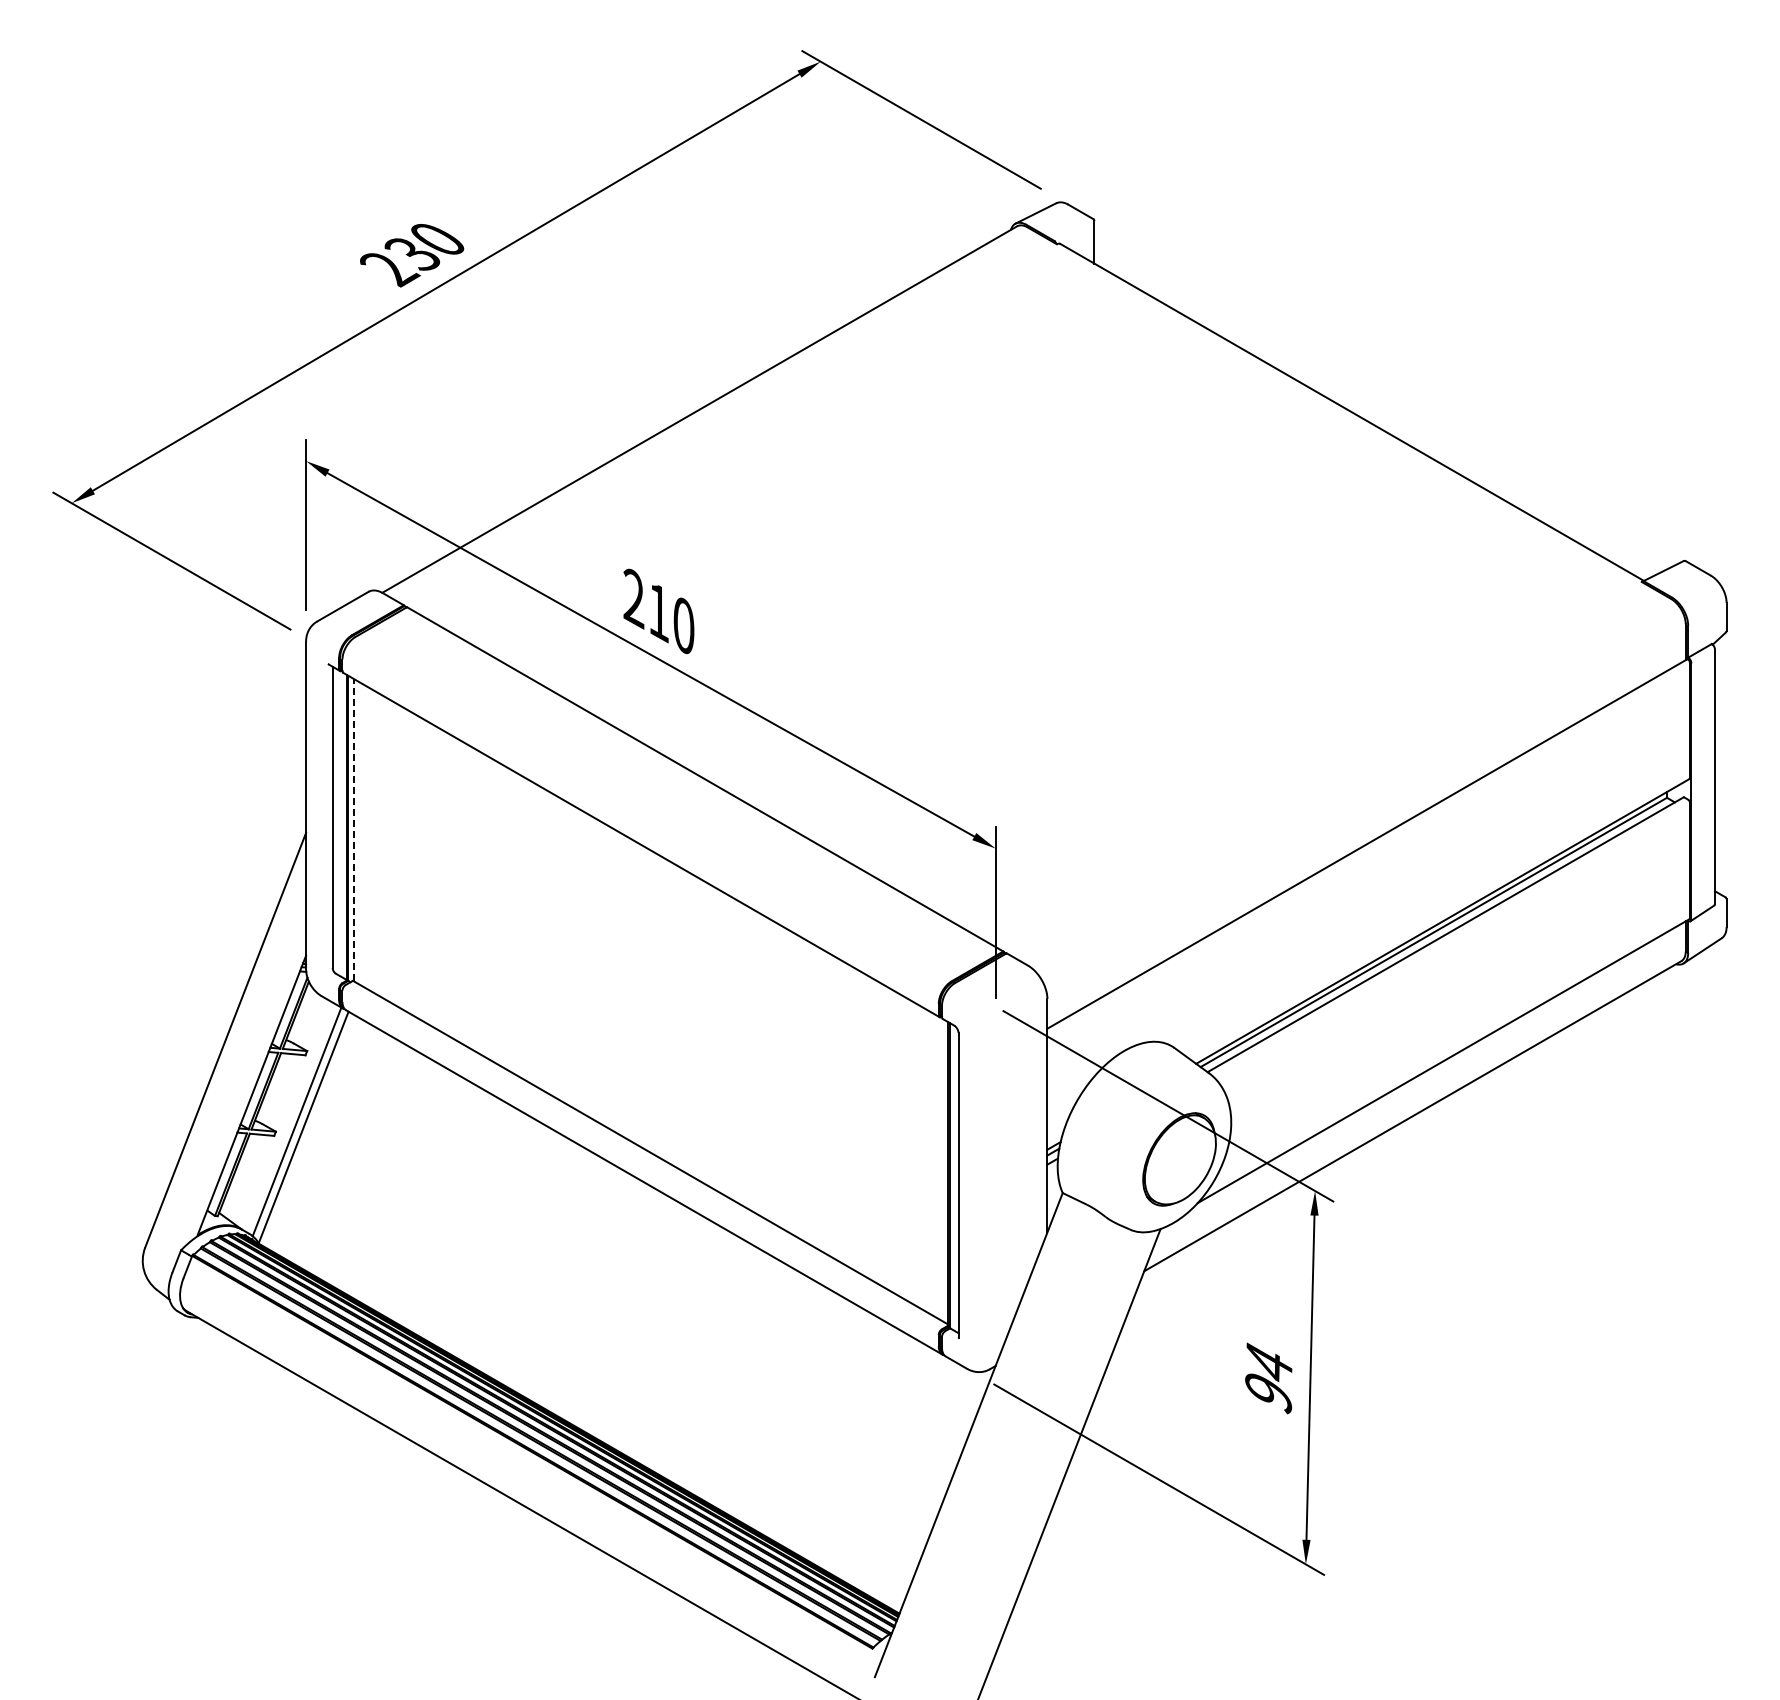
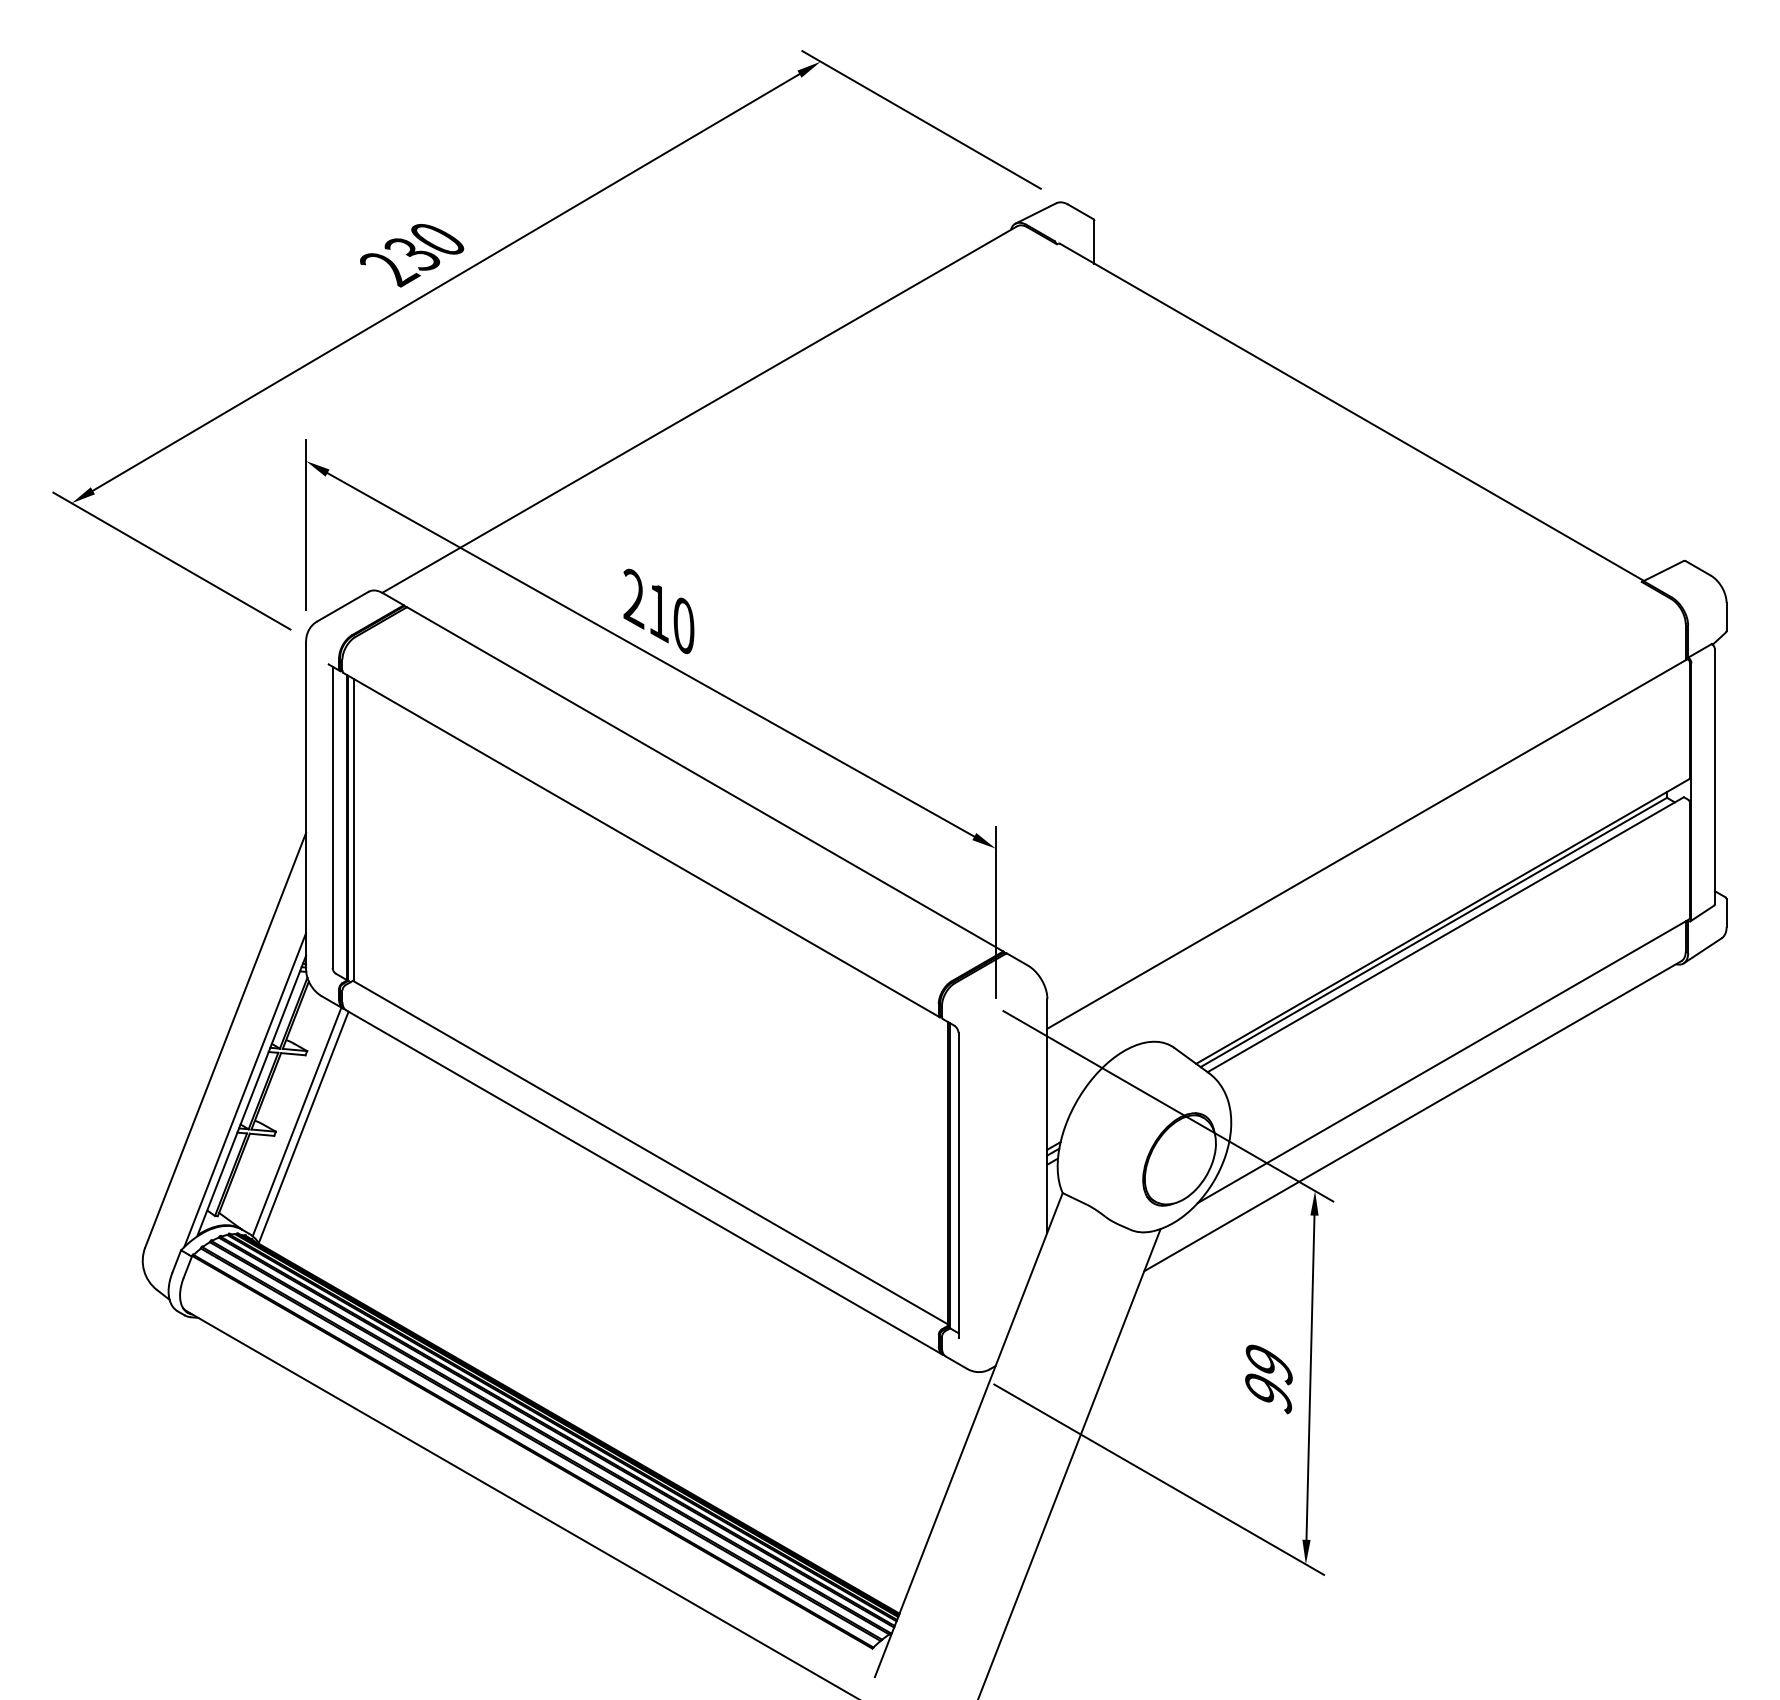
line: dashed -> solid (353, 829)
line: none -> present (245, 1090)
text: 94 -> 99 (1268, 1363)
